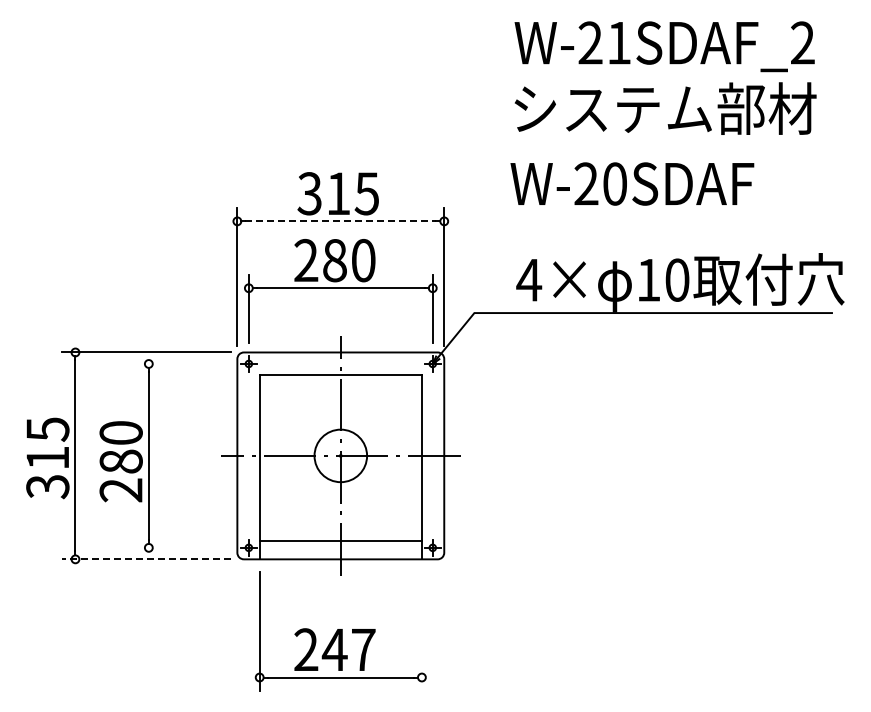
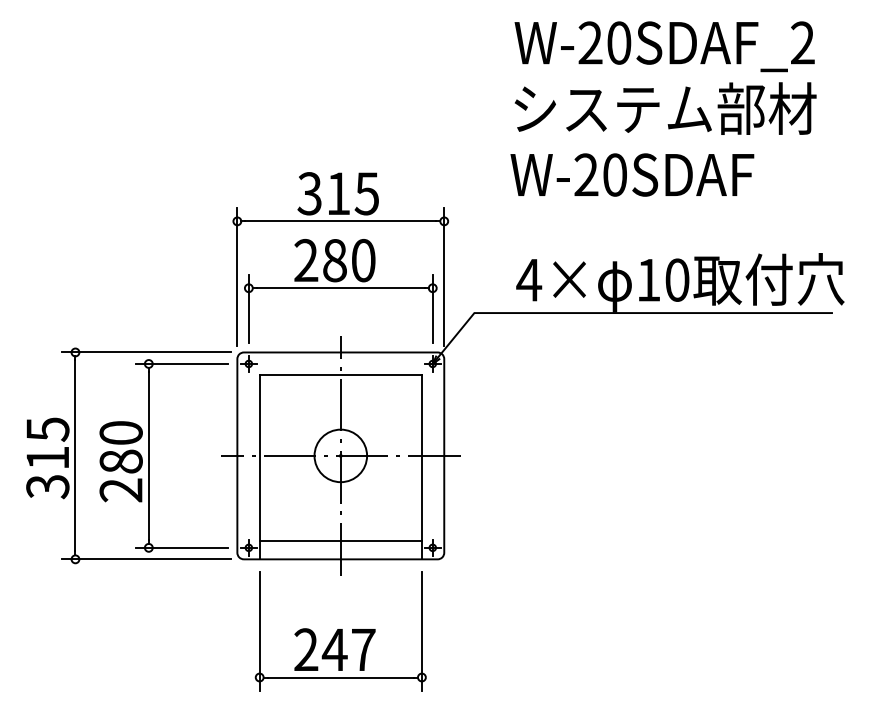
text: W-21SDAF_2 -> W-20SDAF_2 (619, 42)
text position: (632, 183) -> (632, 174) (632, 174)
line: dashed -> solid (340, 221)
line: none -> present (181, 363)
line: none -> present (181, 547)
line: dashed -> solid (146, 559)
line: none -> present (421, 631)
